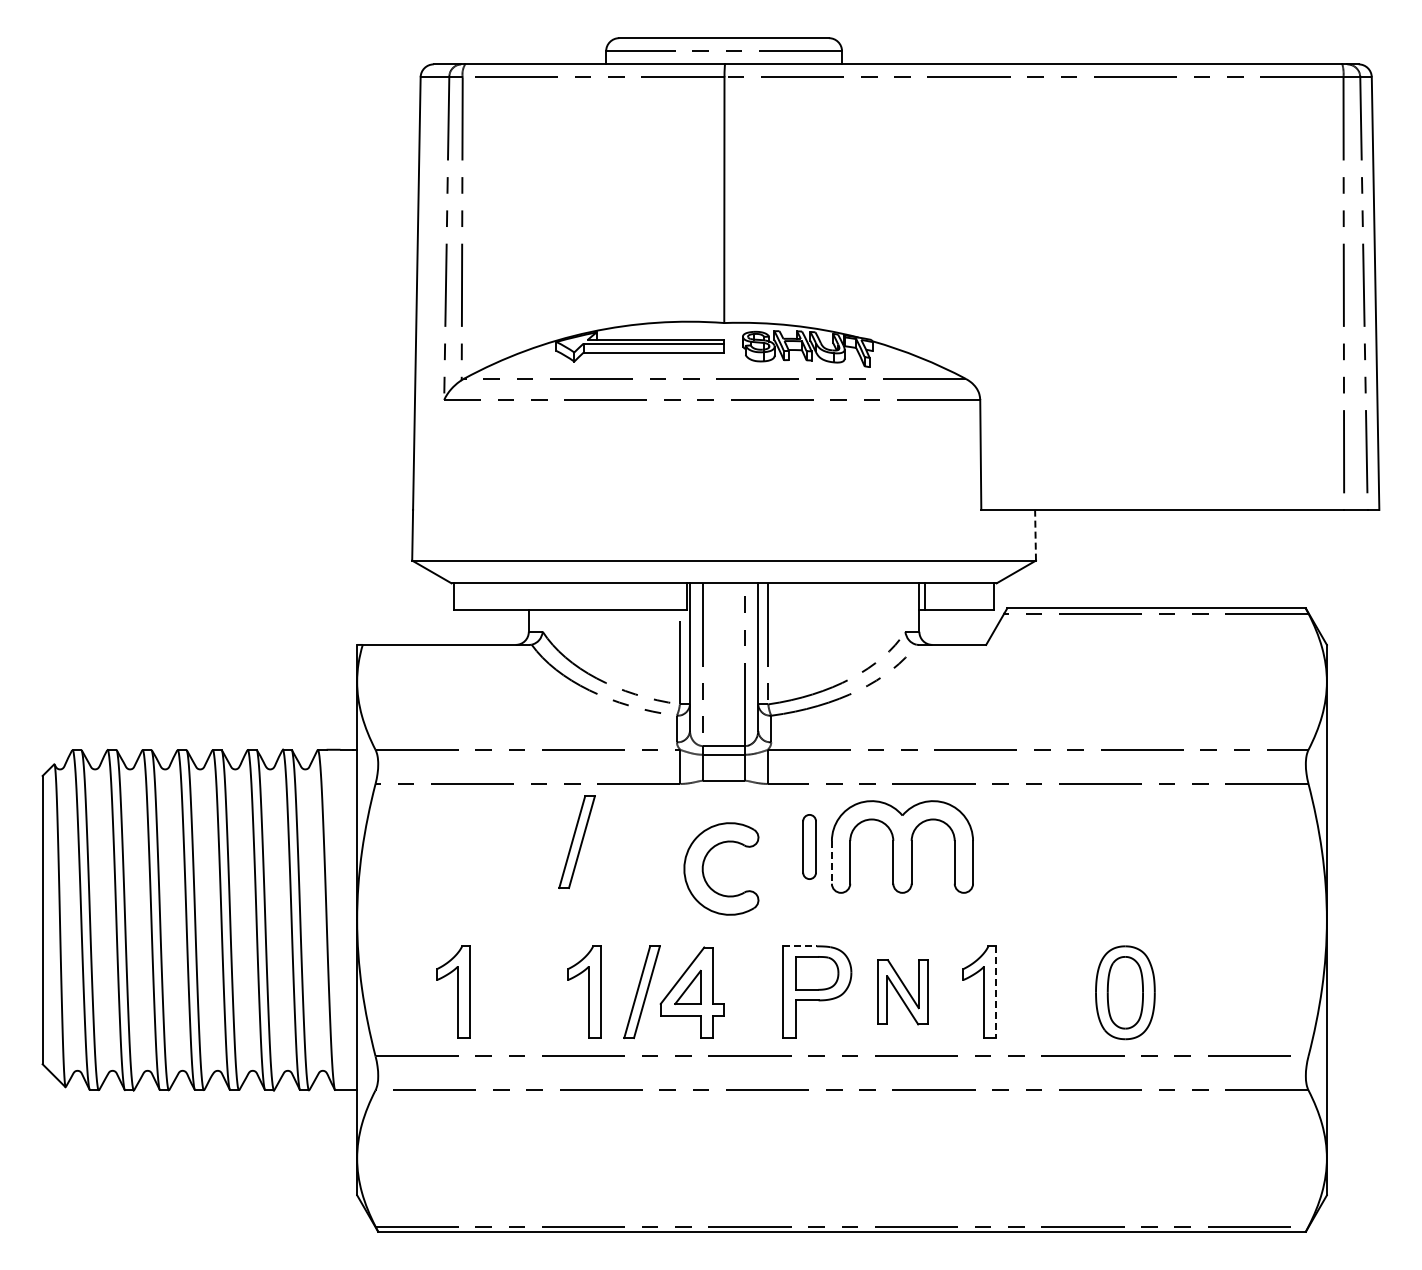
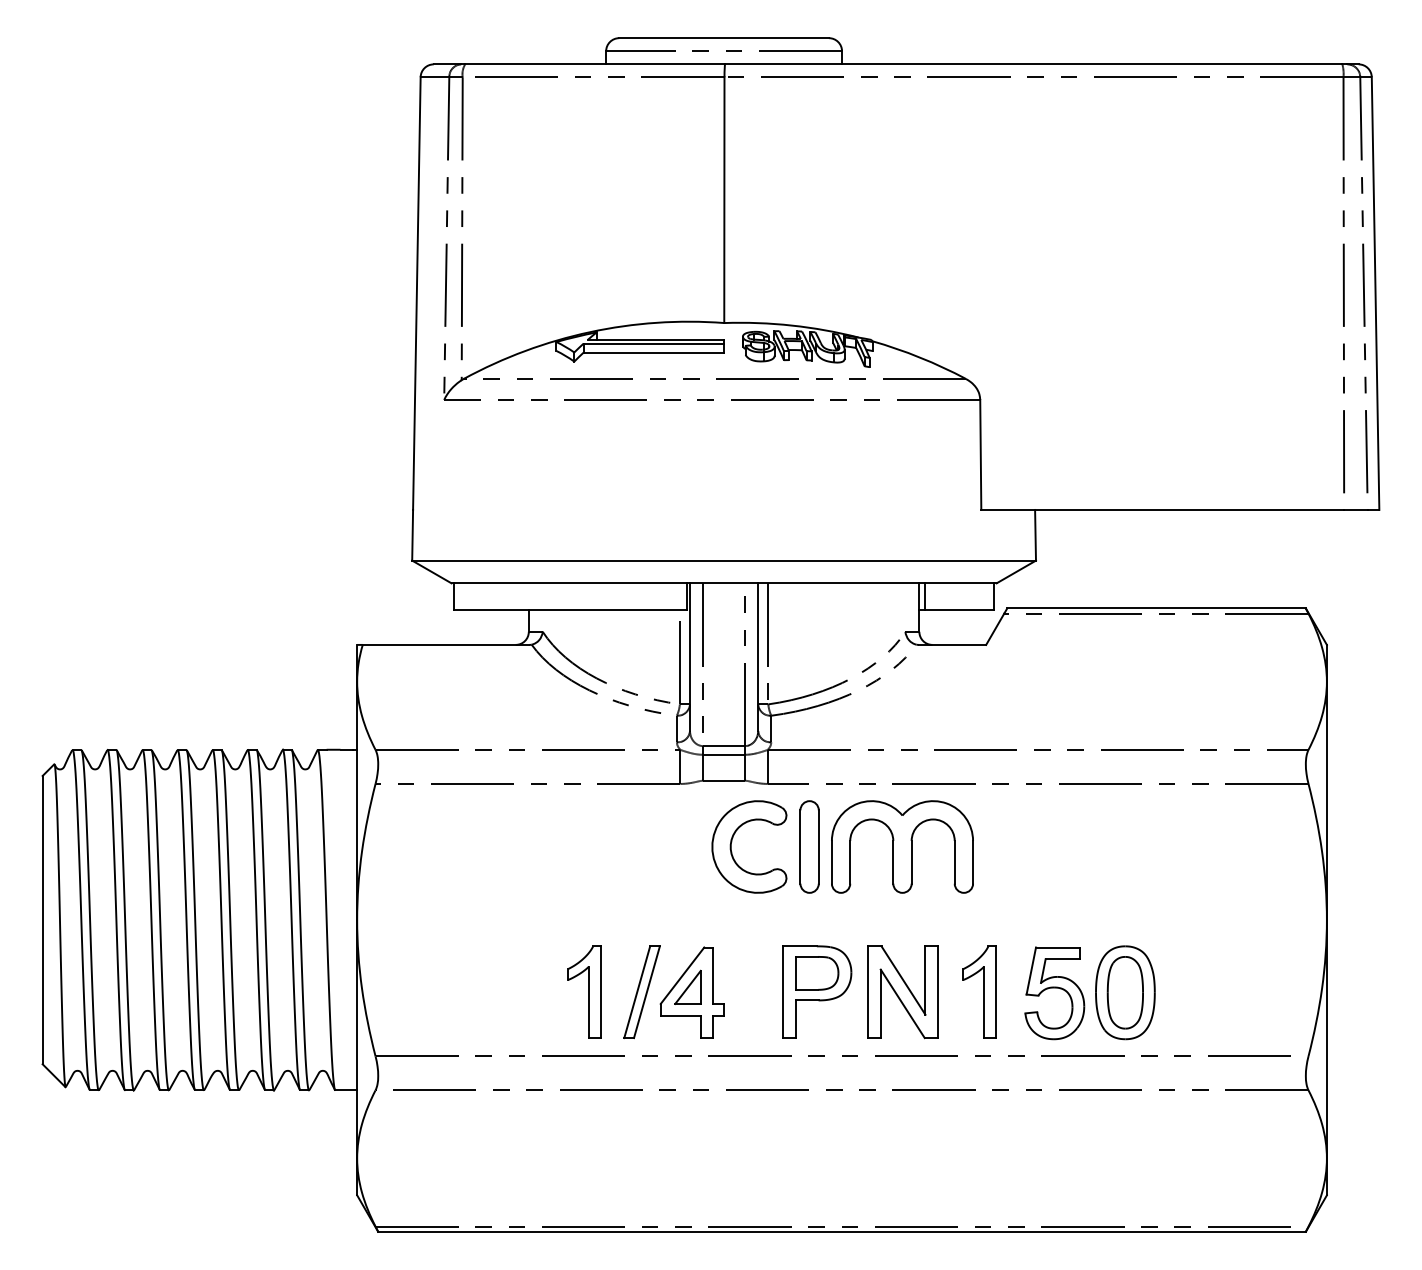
line: dashed -> solid (1035, 534)
part: present -> none (576, 842)
part size: 15x66 px -> 21x94 px (809, 846)
line: dashed -> solid (831, 862)
part position: (704, 863) -> (732, 841) (732, 841)
line: dashed -> solid (800, 946)
part: present -> none (453, 991)
part size: 52x67 px -> 72x95 px (902, 992)
line: dashed -> solid (996, 992)
part: none -> present (1054, 993)
